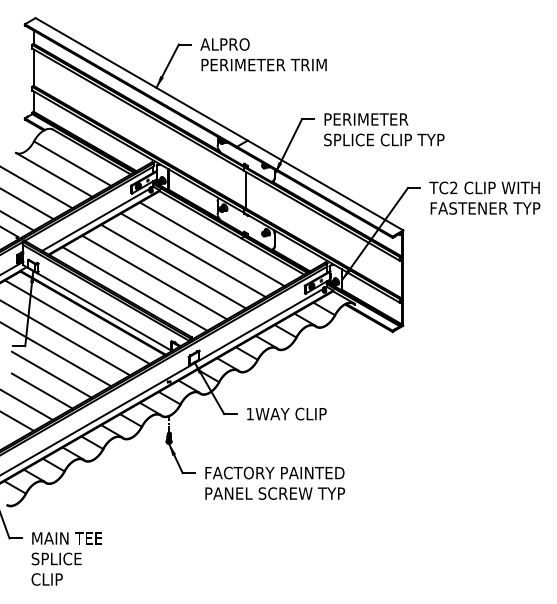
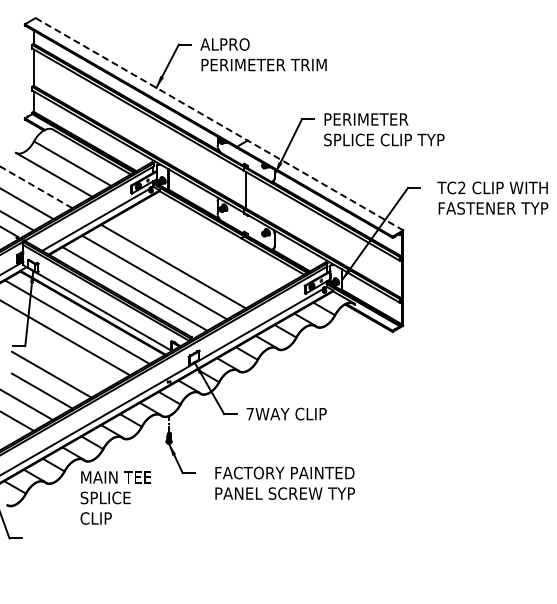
line: solid -> dashed (219, 124)
line: solid -> dashed (36, 187)
text position: (484, 197) -> (492, 197) (492, 197)
line: present -> none (212, 244)
line: present -> none (193, 255)
line: present -> none (56, 354)
text: 1WAY -> 7WAY (249, 414)
text position: (274, 482) -> (284, 482) (284, 482)
text position: (66, 558) -> (115, 497) (115, 497)
